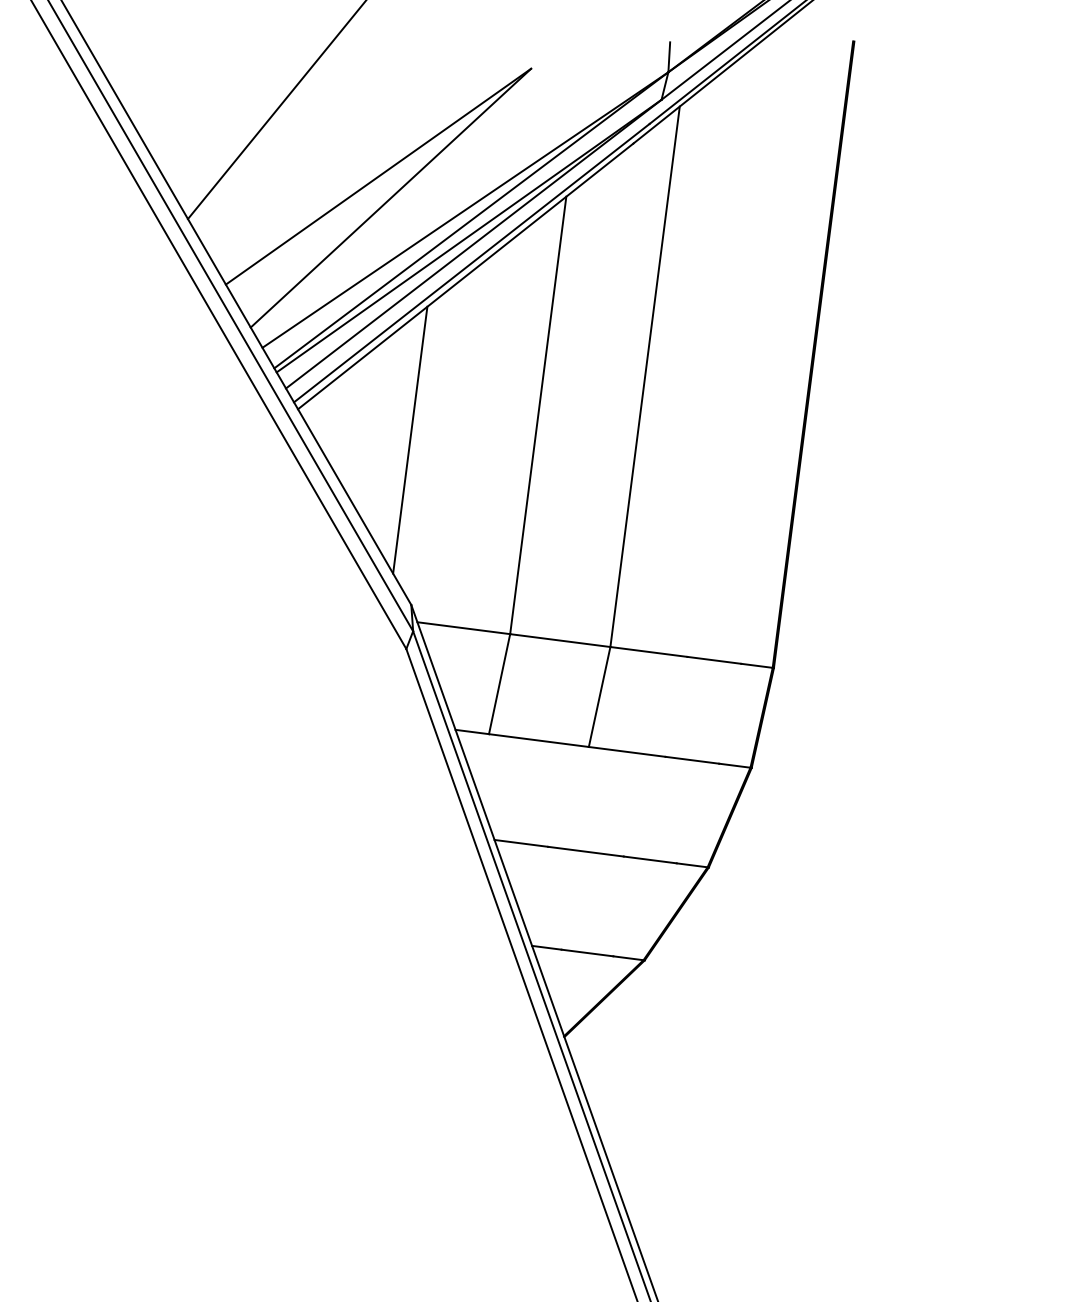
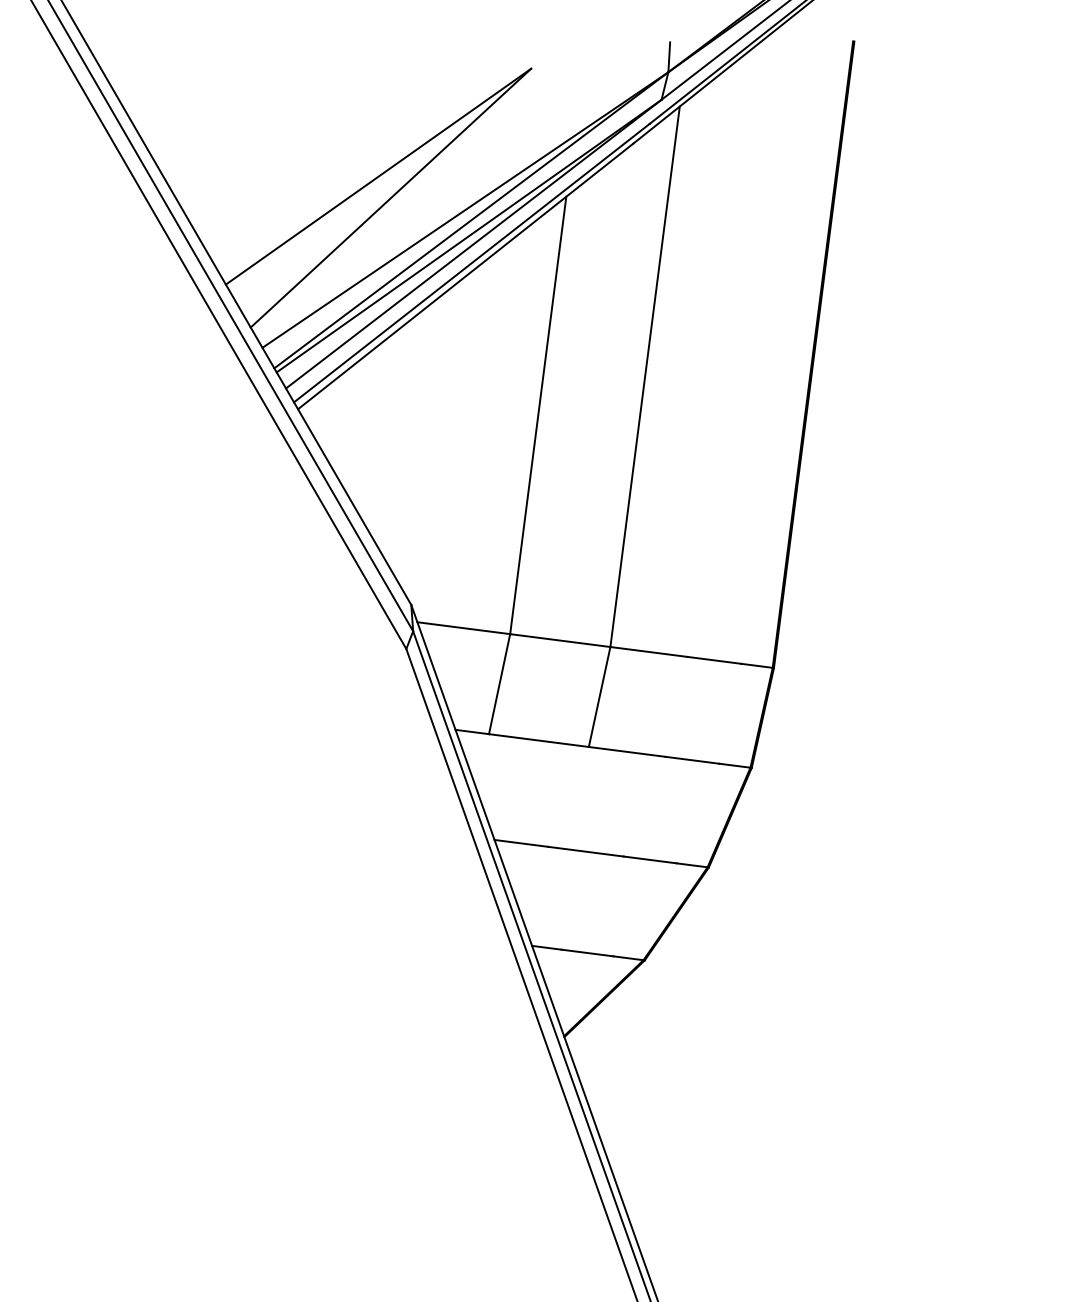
line: present -> none (275, 110)
line: present -> none (410, 439)
